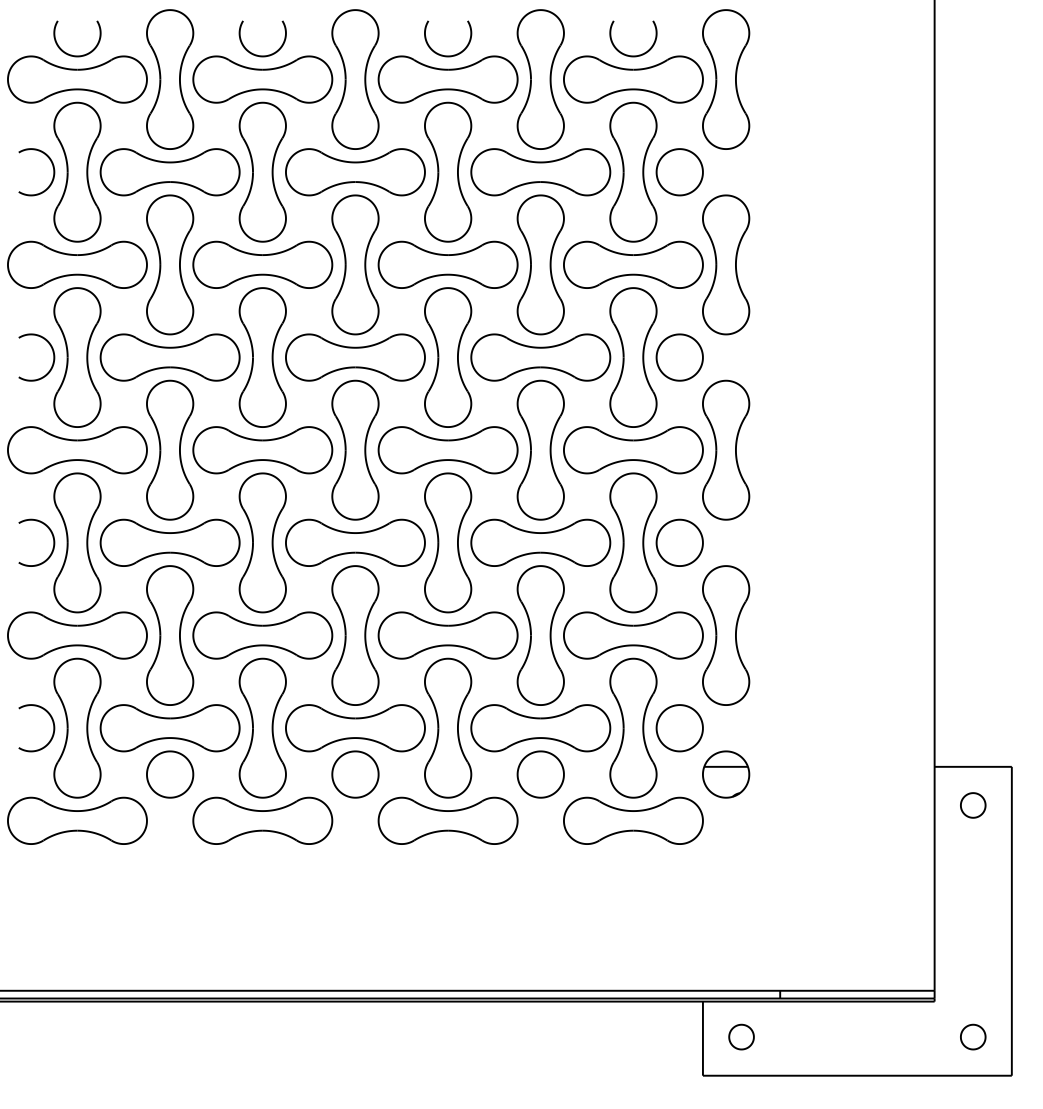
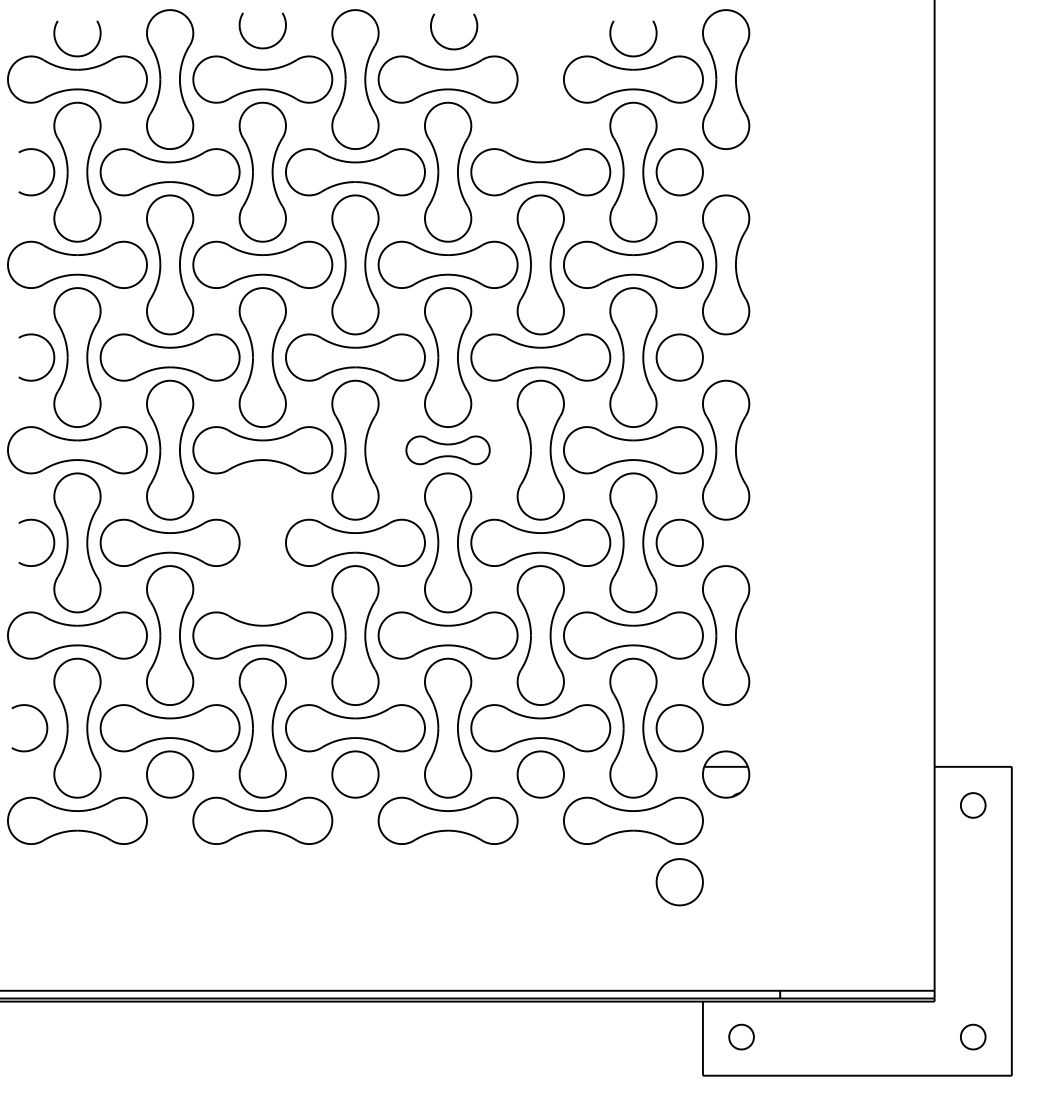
curve position: (257, 54) -> (257, 46) (257, 46)
curve position: (453, 54) -> (459, 47) (459, 47)
part: present -> none (540, 79)
part size: 142x49 px -> 86x31 px (447, 450)
part: present -> none (262, 542)
curve position: (52, 723) -> (45, 723) (45, 723)
part: none -> present (679, 882)
